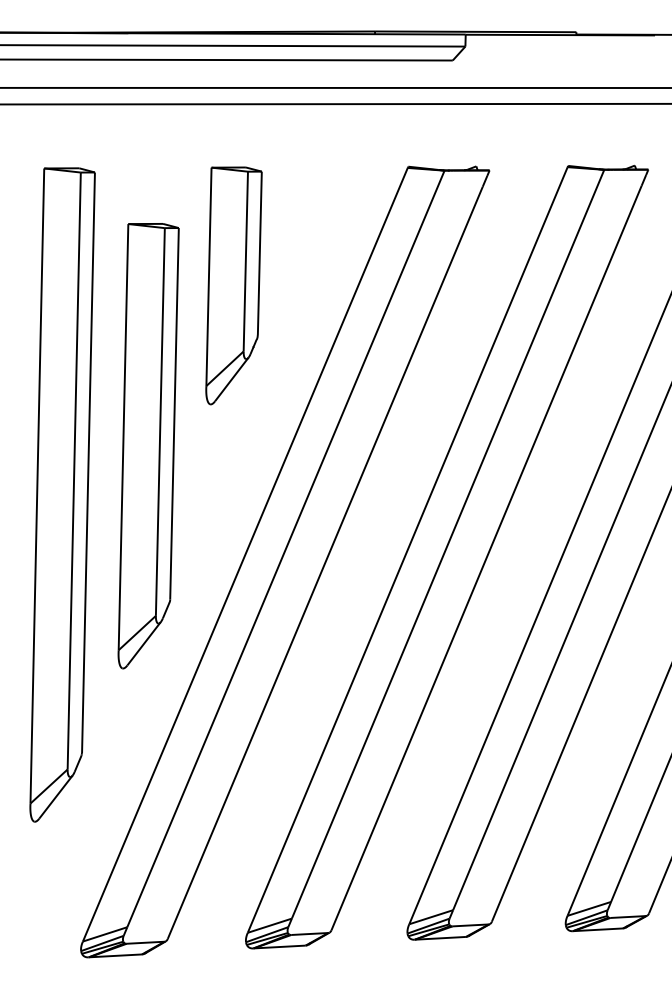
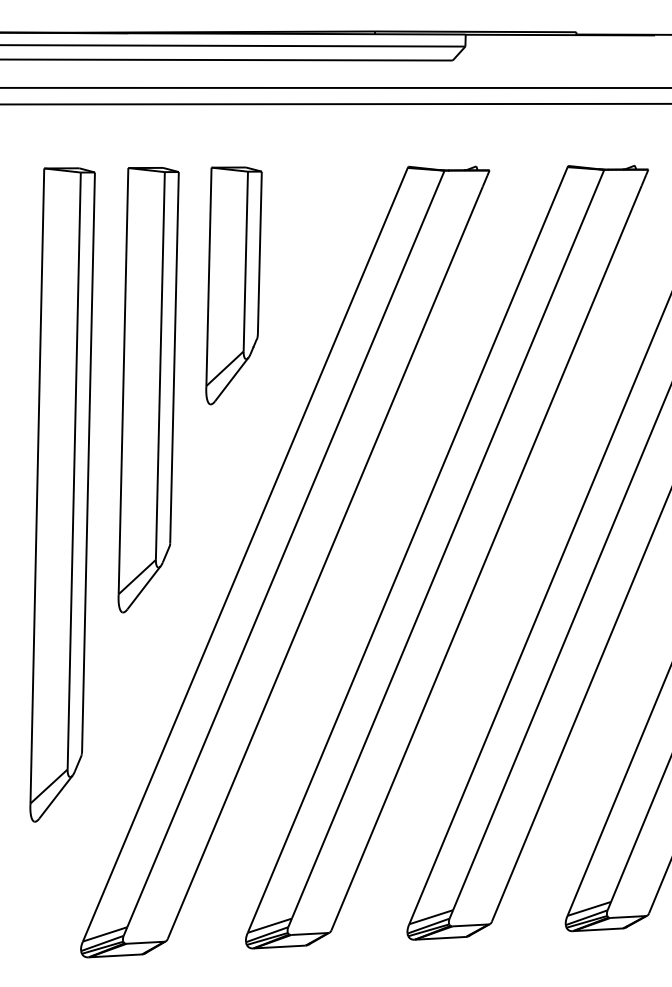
part position: (148, 446) -> (148, 390) (148, 390)
